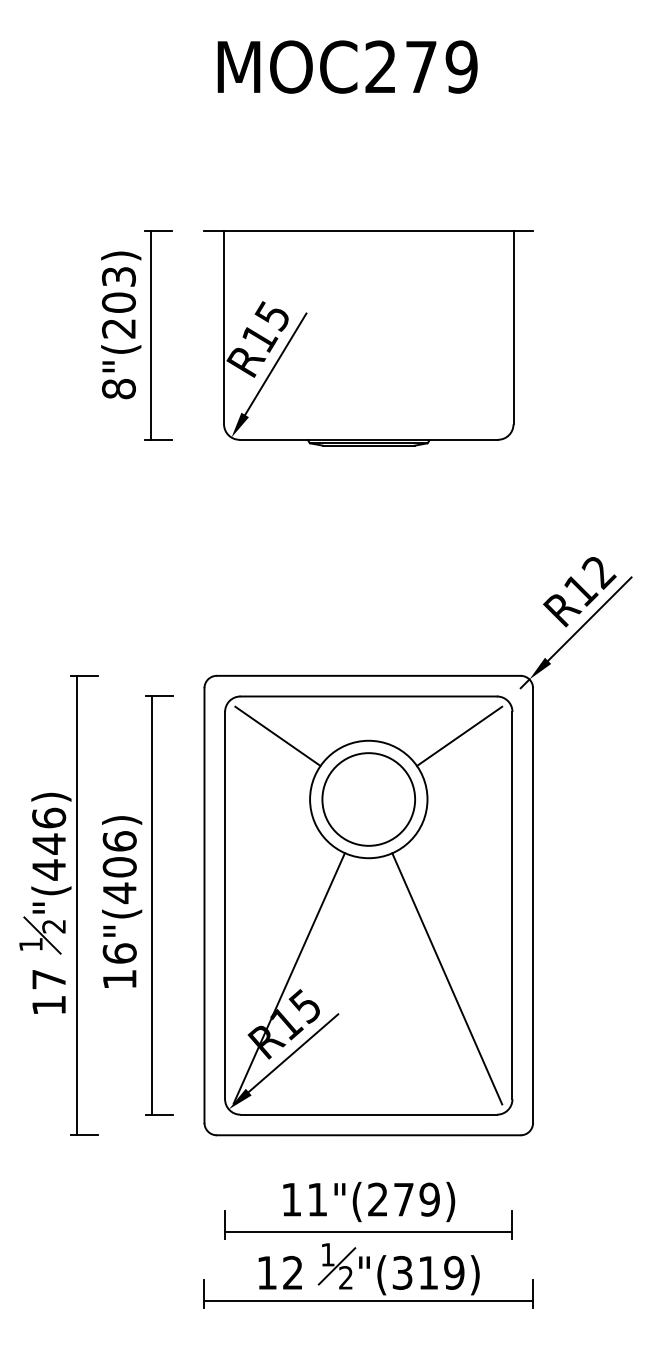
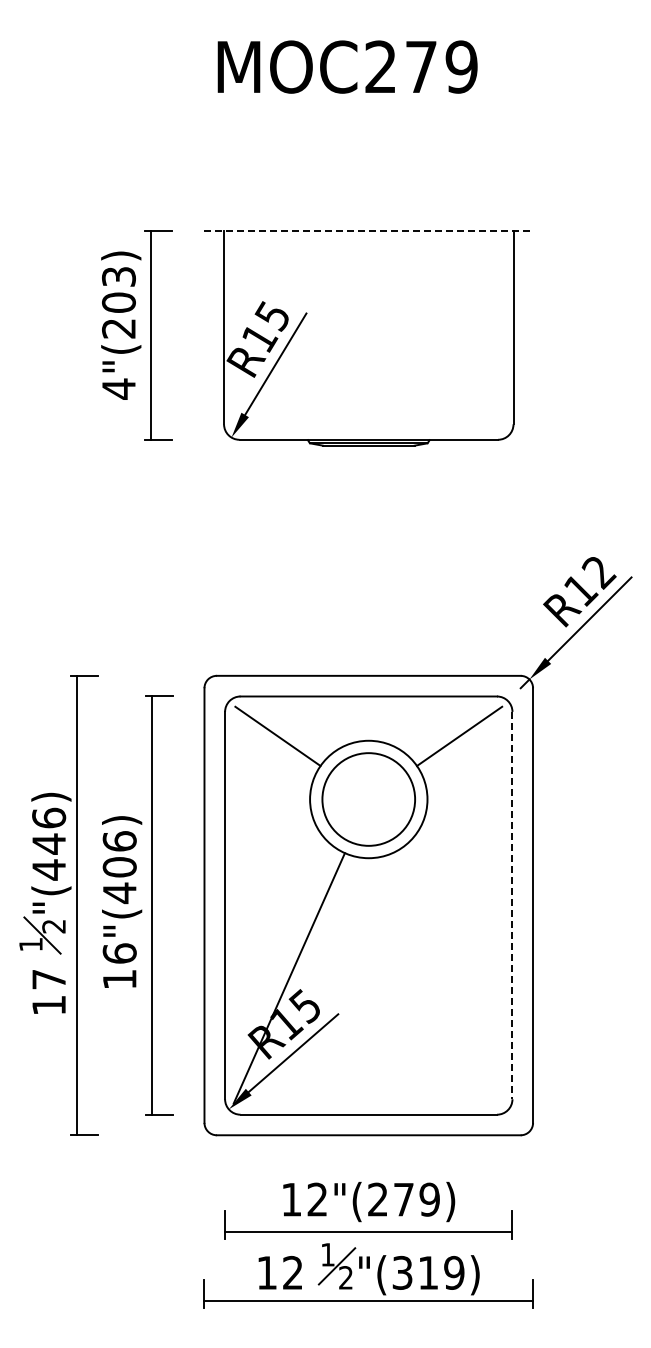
line: solid -> dashed (369, 230)
text: 8"(203) -> 4"(203) (118, 388)
line: solid -> dashed (512, 905)
line: present -> none (447, 978)
text: 11"(279) -> 12"(279) (316, 1199)
